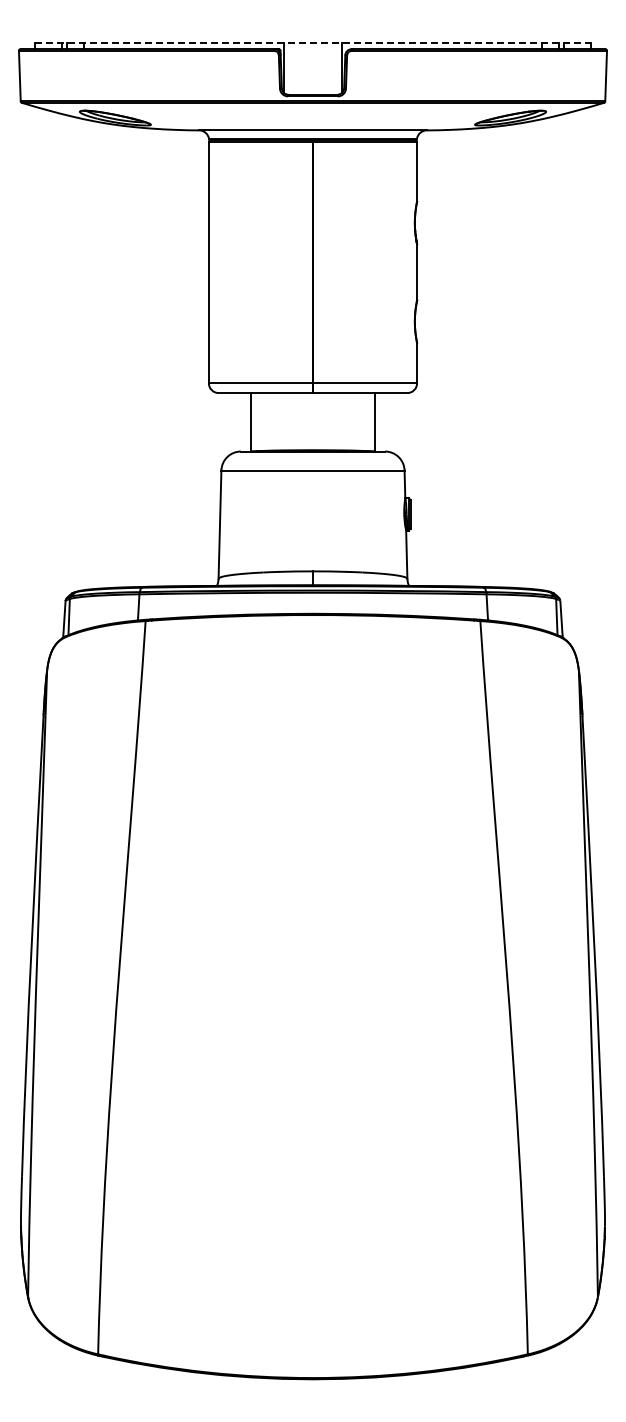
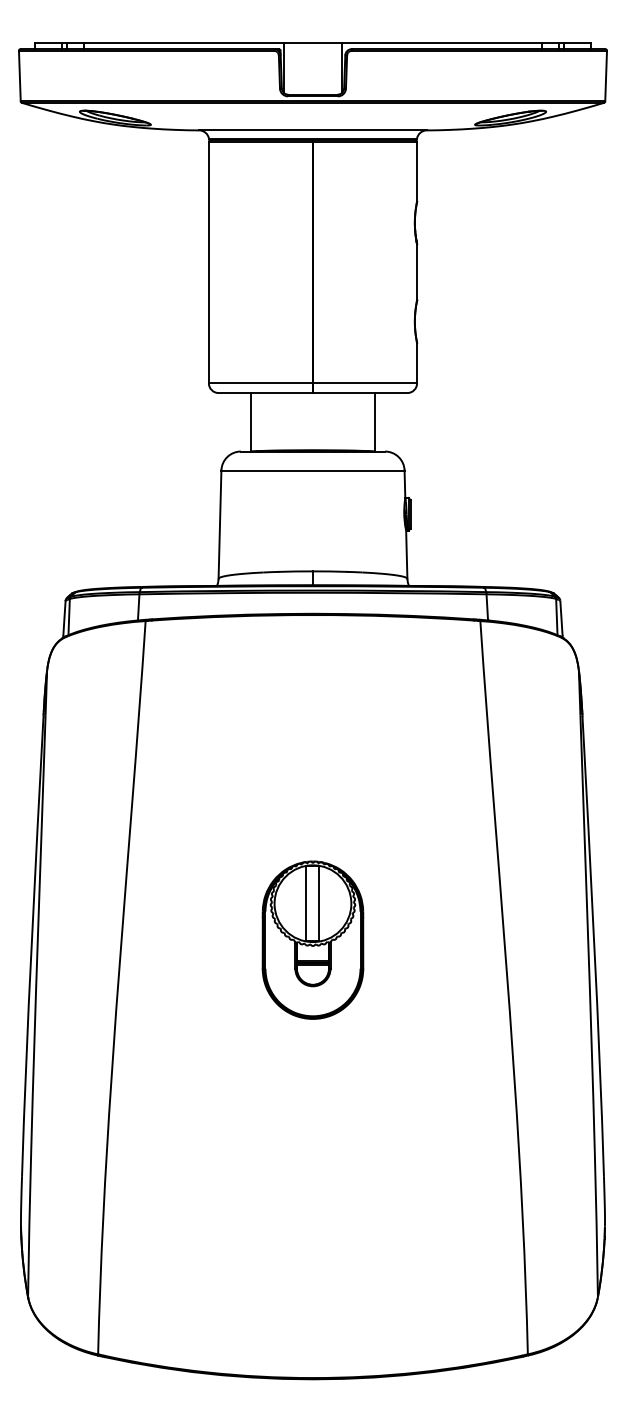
line: dashed -> solid (313, 42)
part: none -> present (312, 939)
